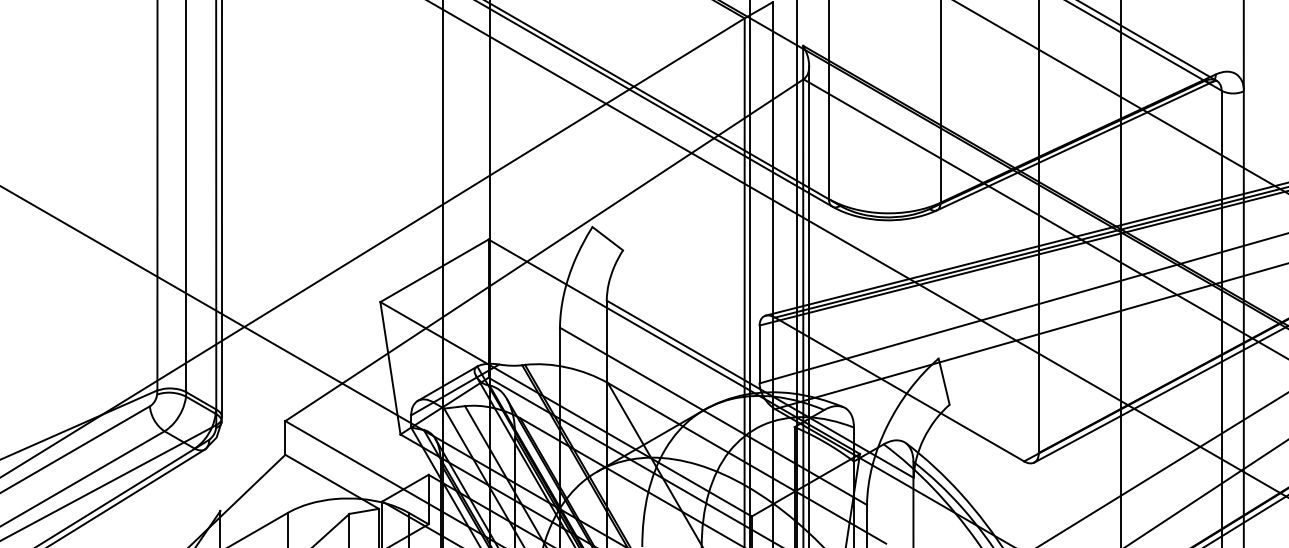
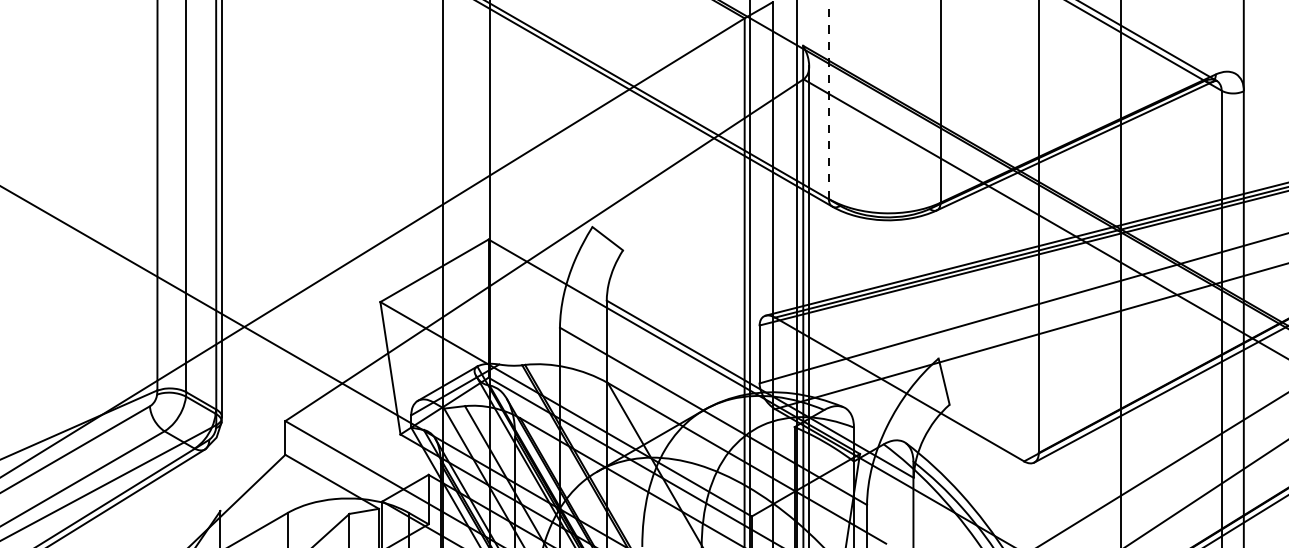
line: present -> none (1120, 97)
line: solid -> dashed (828, 99)
line: present -> none (857, 249)
